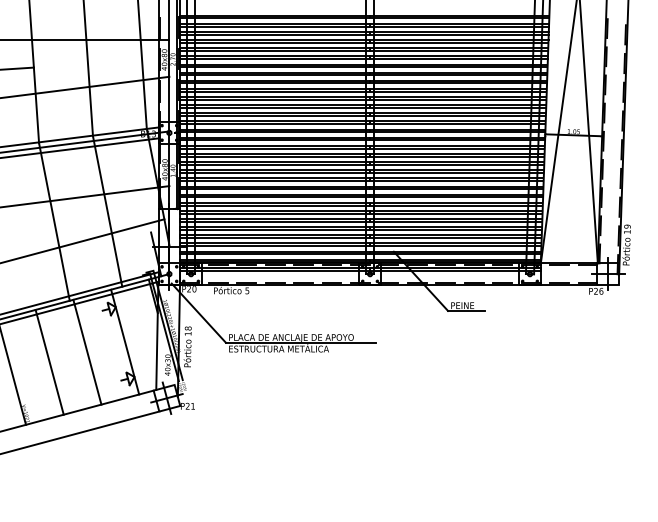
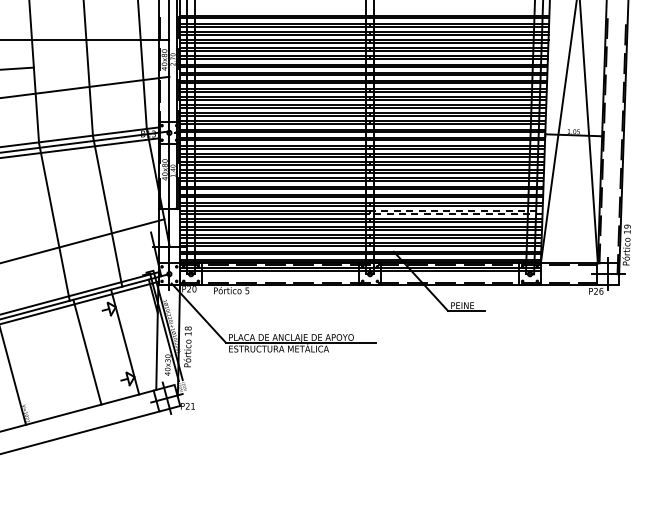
line: present -> none (85, 196)
line: solid -> dashed (370, 211)
line: present -> none (49, 361)
